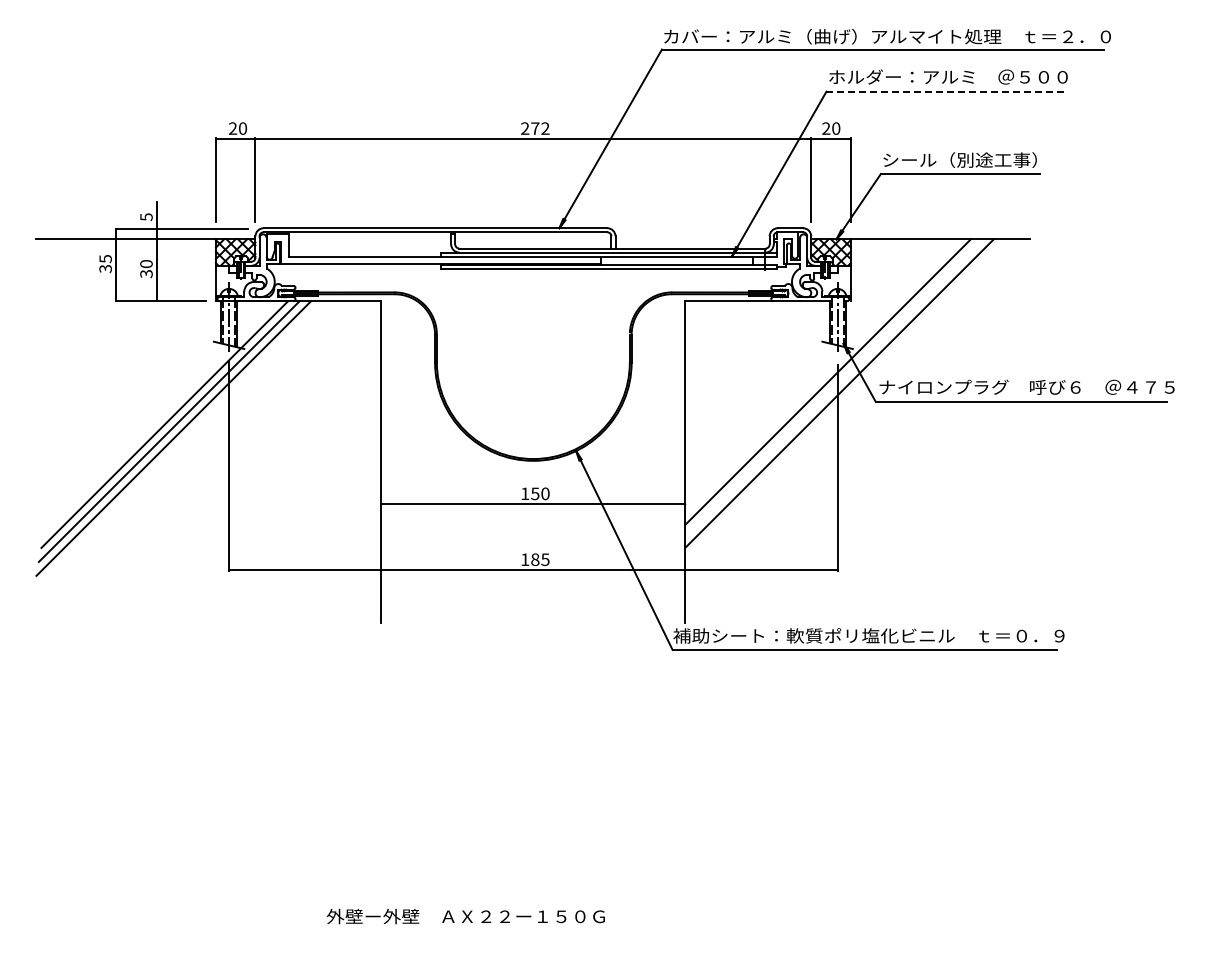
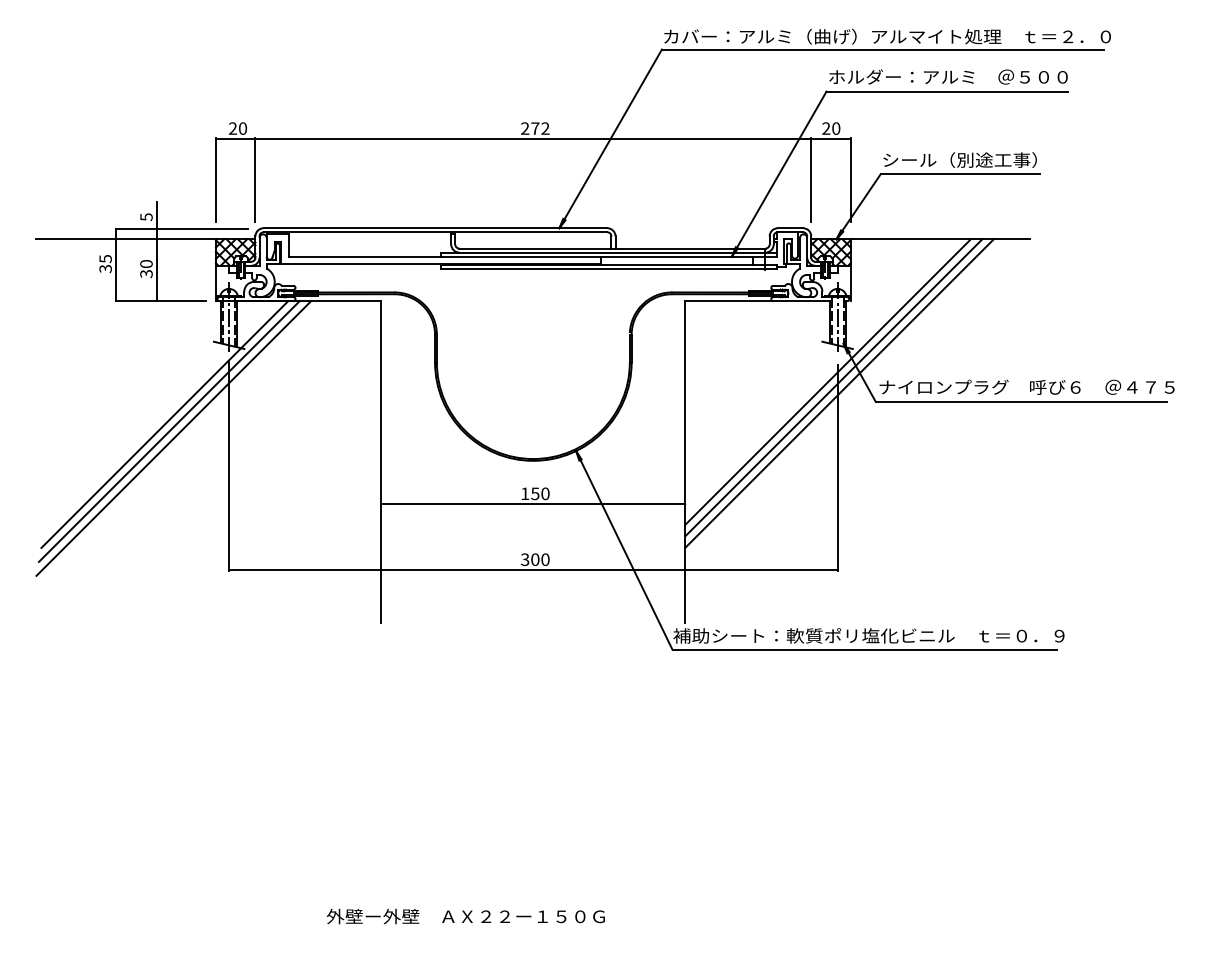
line: dashed -> solid (947, 91)
line: none -> present (833, 387)
text: 185 -> 300 (535, 559)
